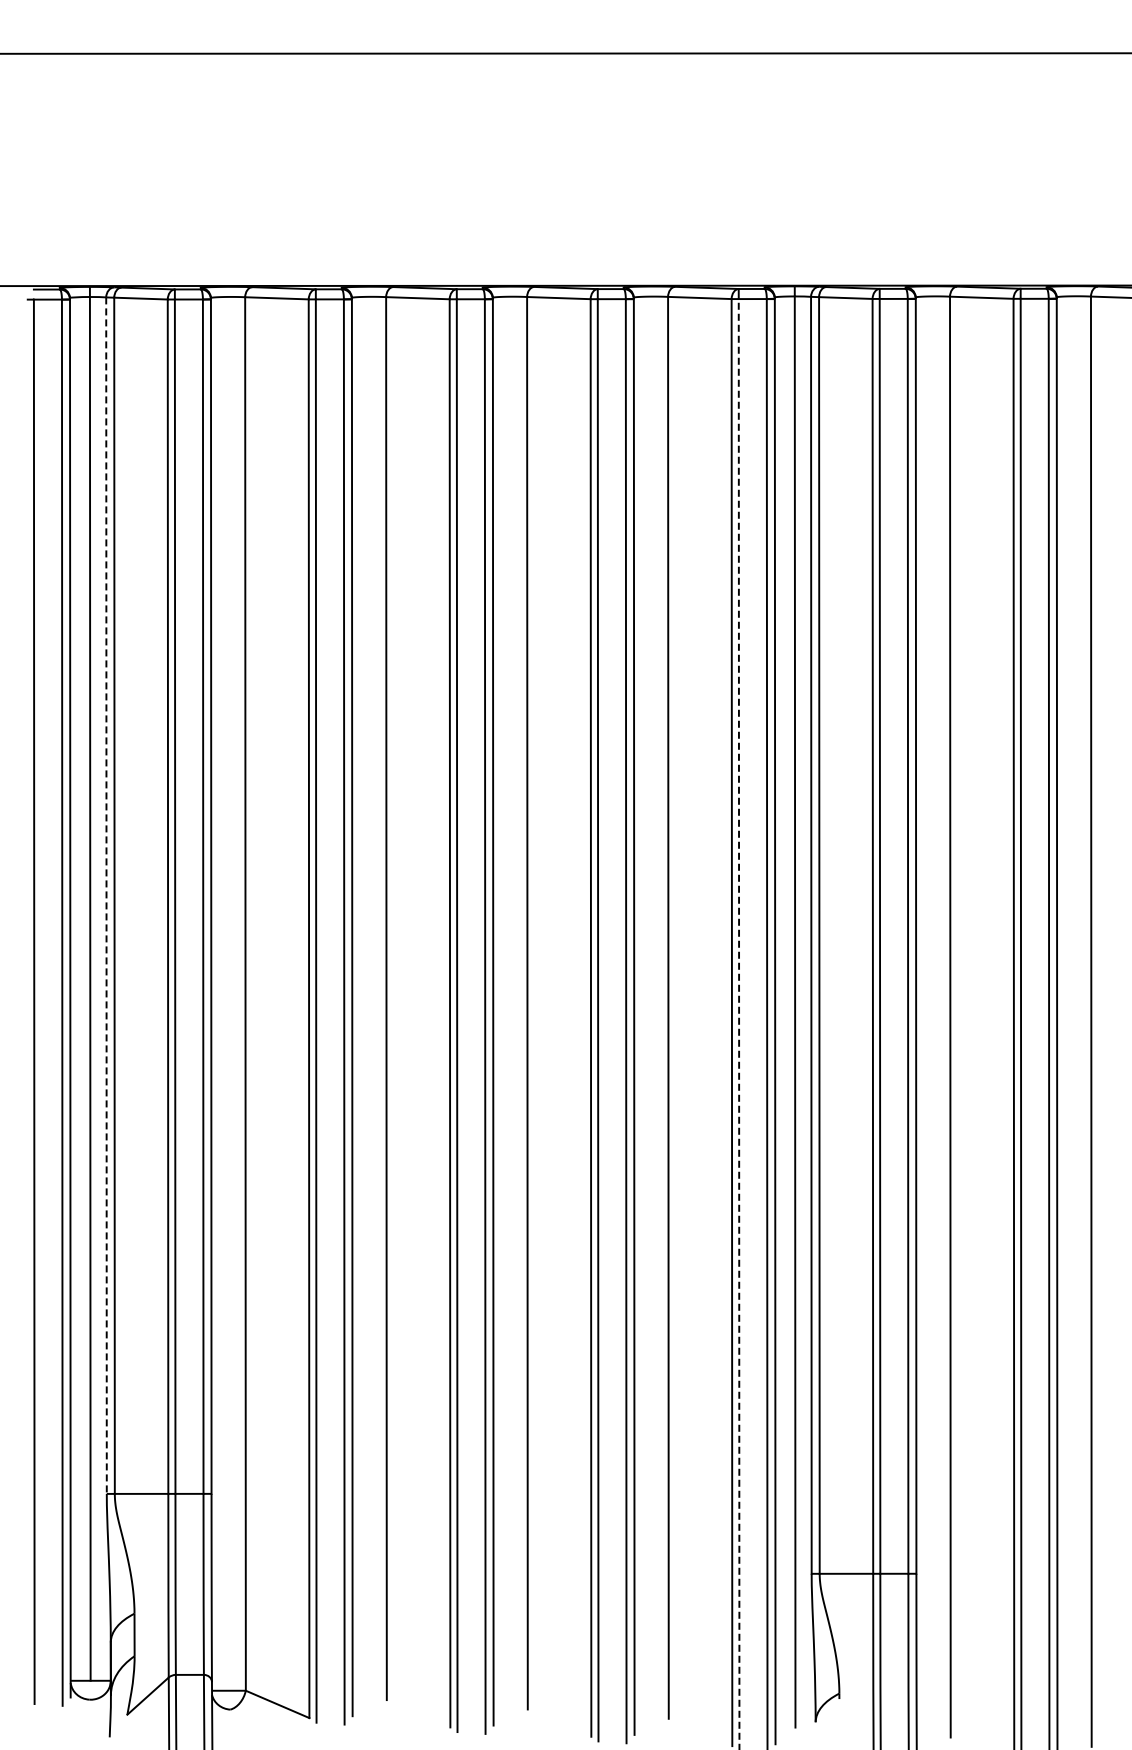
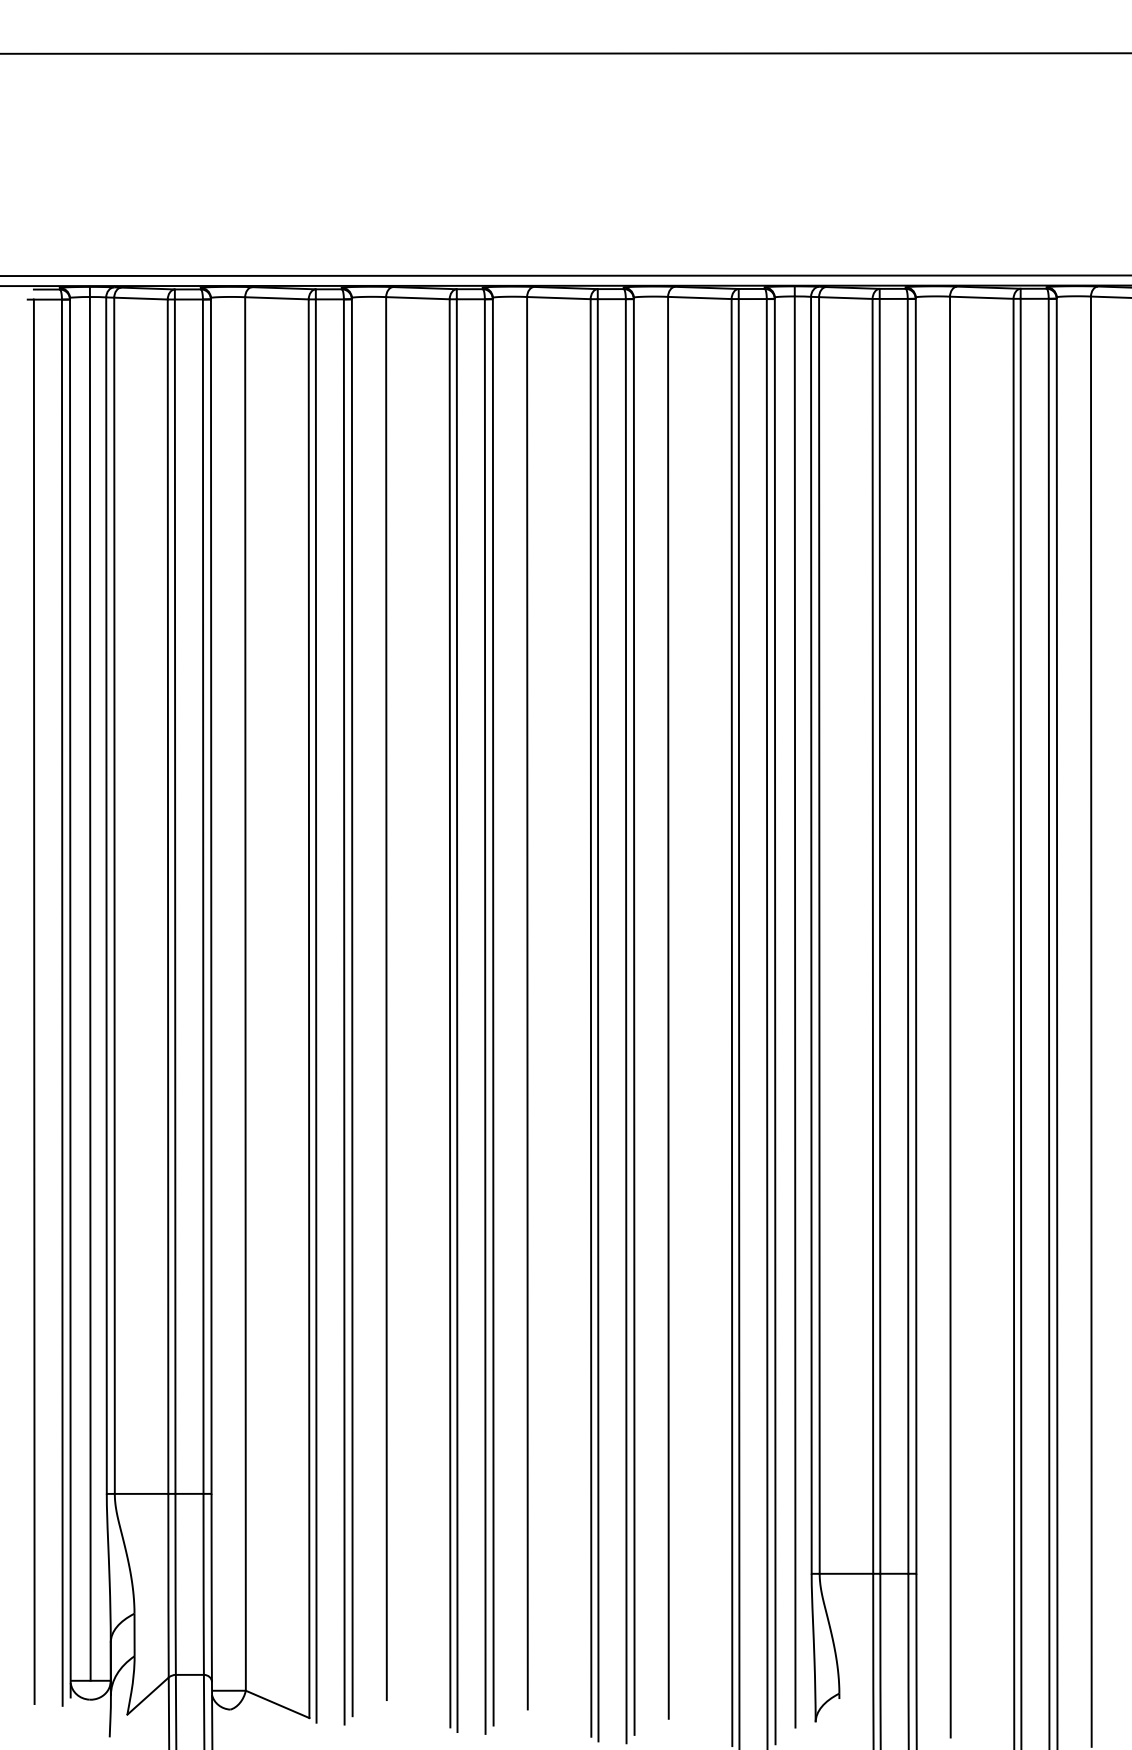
line: none -> present (565, 275)
line: dashed -> solid (106, 896)
line: dashed -> solid (739, 1023)
